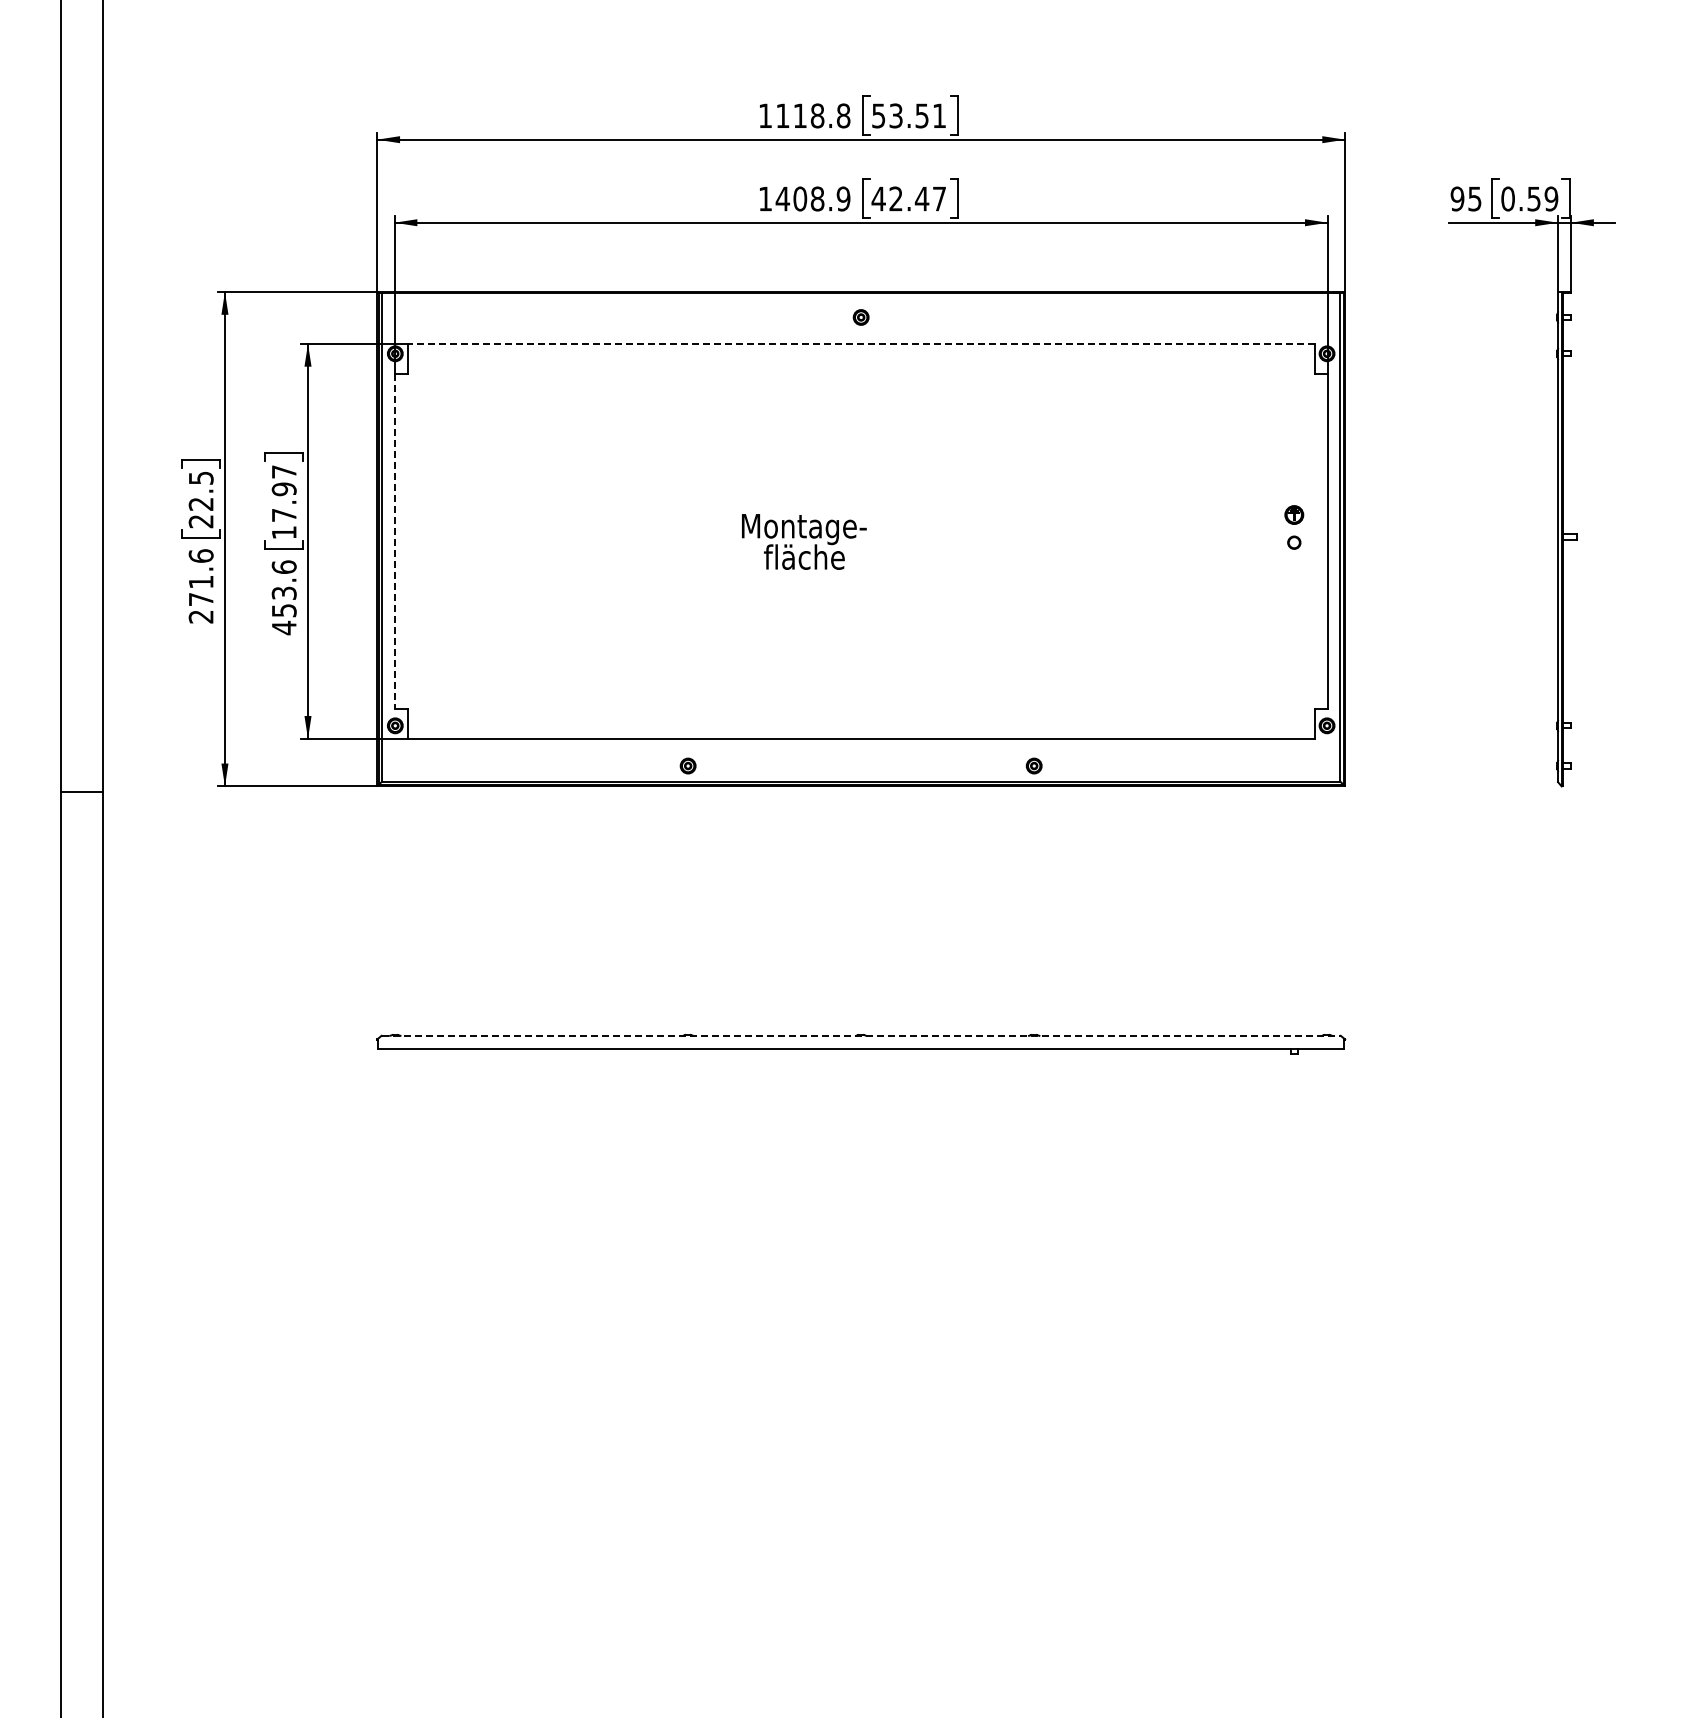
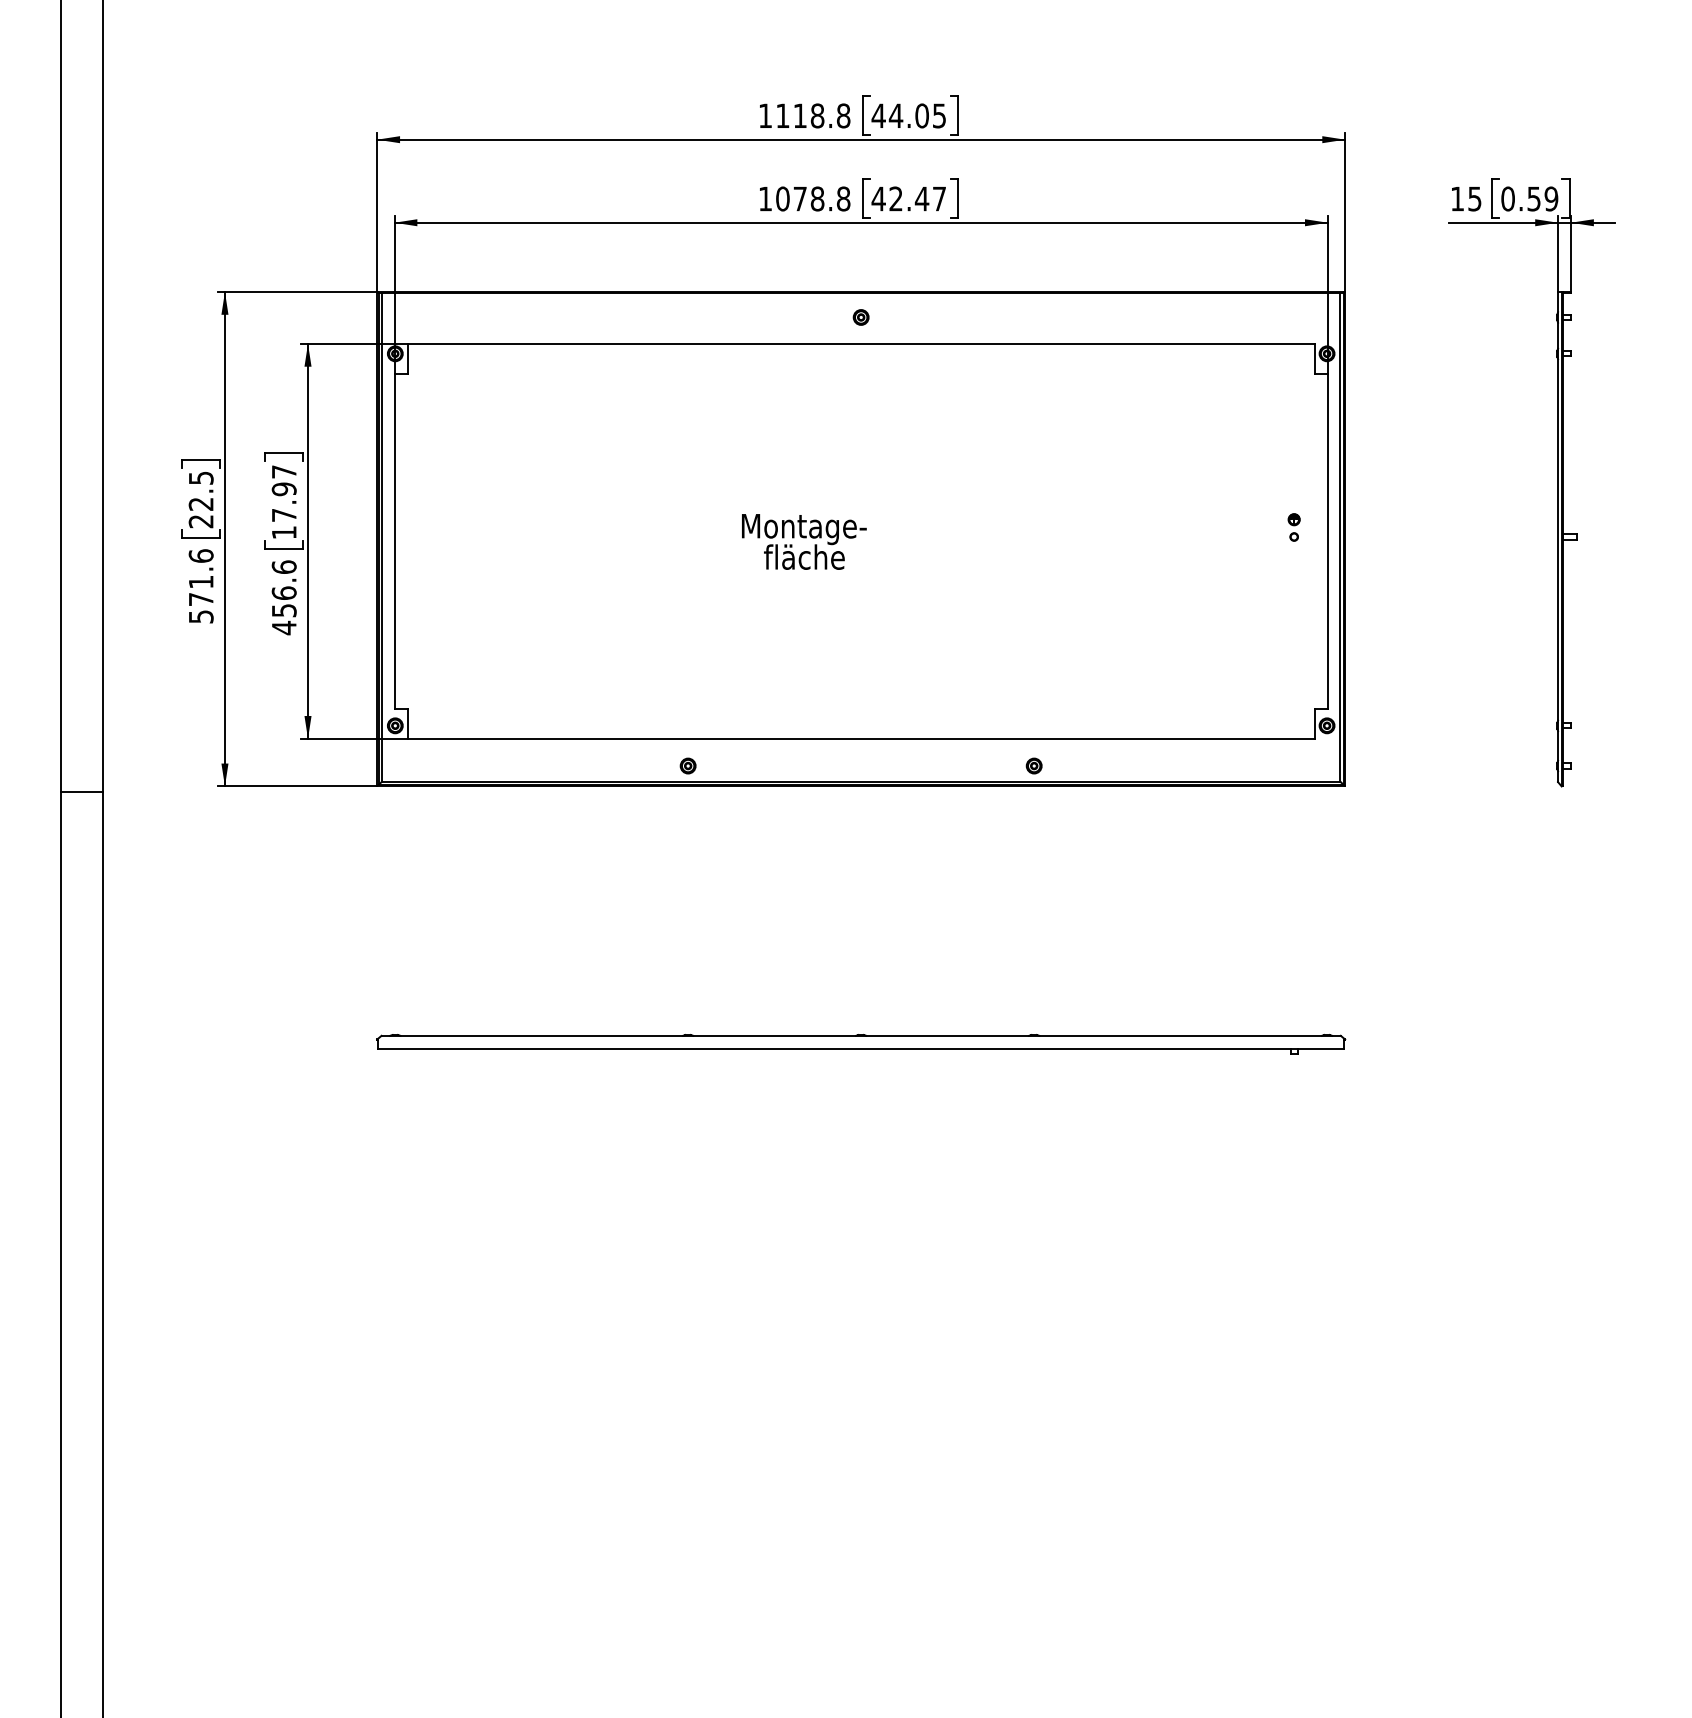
text: 53.51 -> 44.05 (908, 115)
text: 1408.9 -> 1078.8 (812, 198)
text: 95 -> 15 (1457, 198)
line: dashed -> solid (861, 343)
part size: 21x45 px -> 14x29 px (1293, 527)
line: dashed -> solid (394, 541)
text: 453.6 -> 456.6 (283, 592)
text: 271.6 -> 571.6 (200, 616)
line: dashed -> solid (861, 1035)
